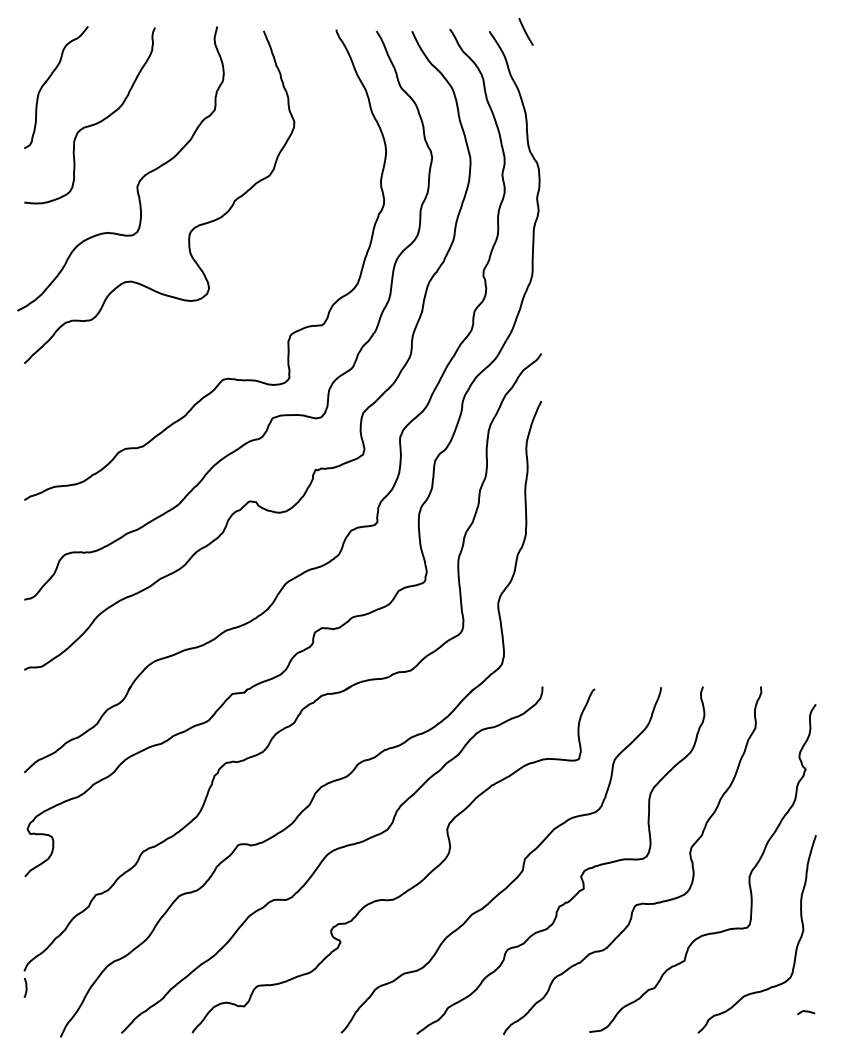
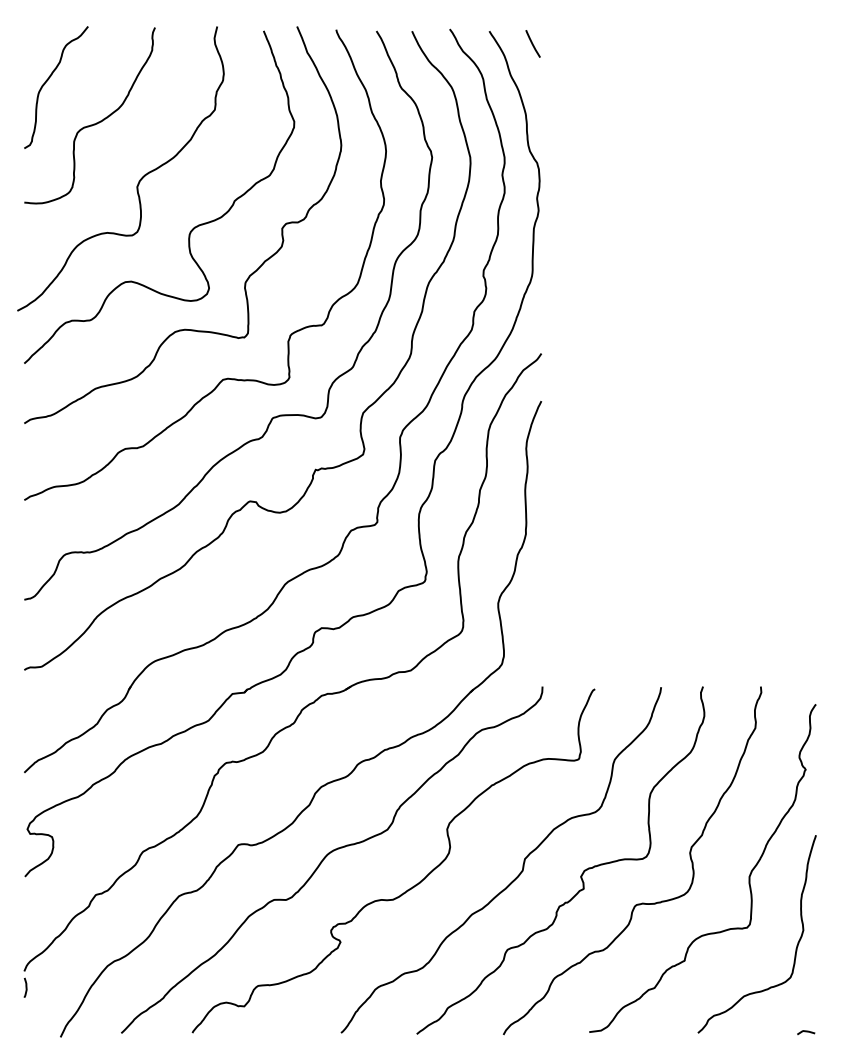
line position: (525, 31) -> (532, 43) (532, 43)
curve: none -> present (247, 277)
curve position: (806, 1012) -> (806, 1032) (806, 1032)
